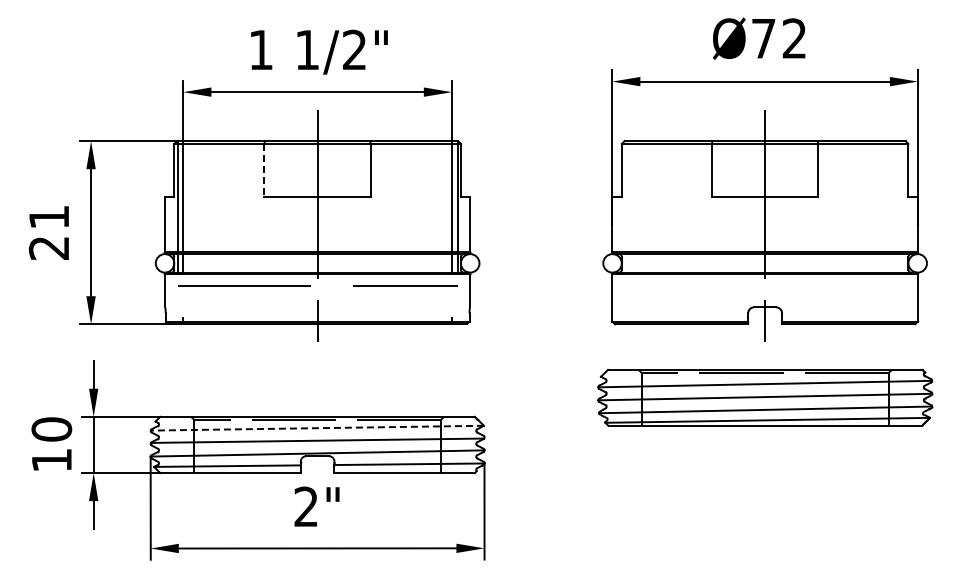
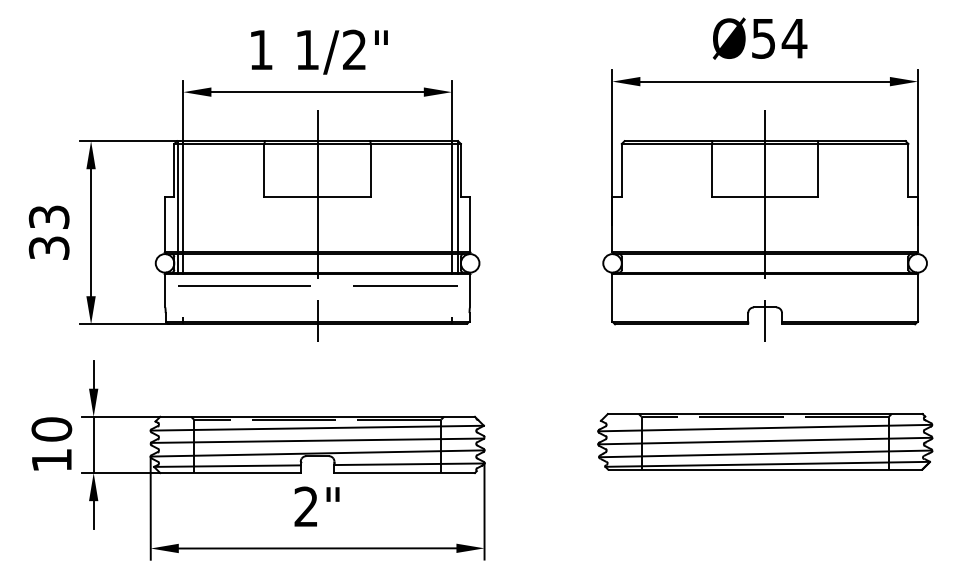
text: Ø72 -> Ø54 (779, 38)
line: dashed -> solid (264, 170)
text: 21 -> 33 (48, 232)
part position: (765, 397) -> (765, 441) (765, 441)
line: dashed -> solid (317, 428)
